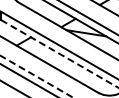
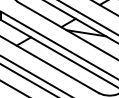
line: dashed -> solid (59, 54)
line: dashed -> solid (37, 76)
